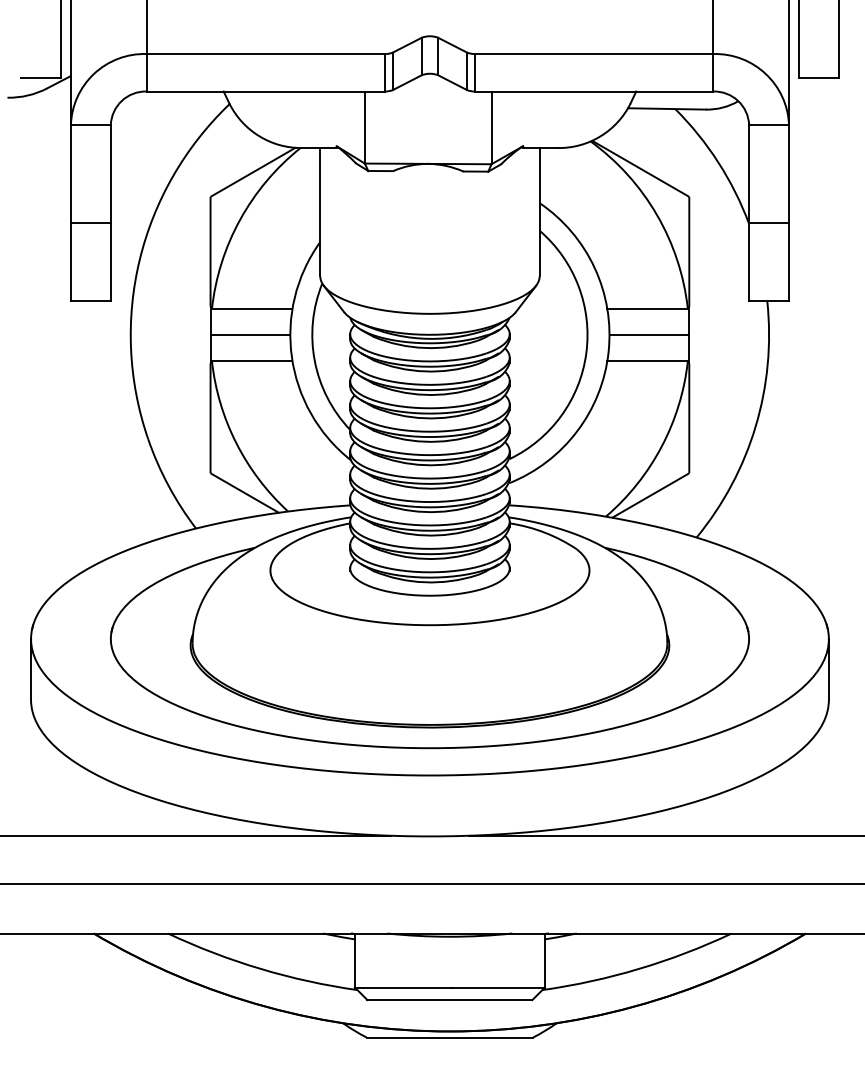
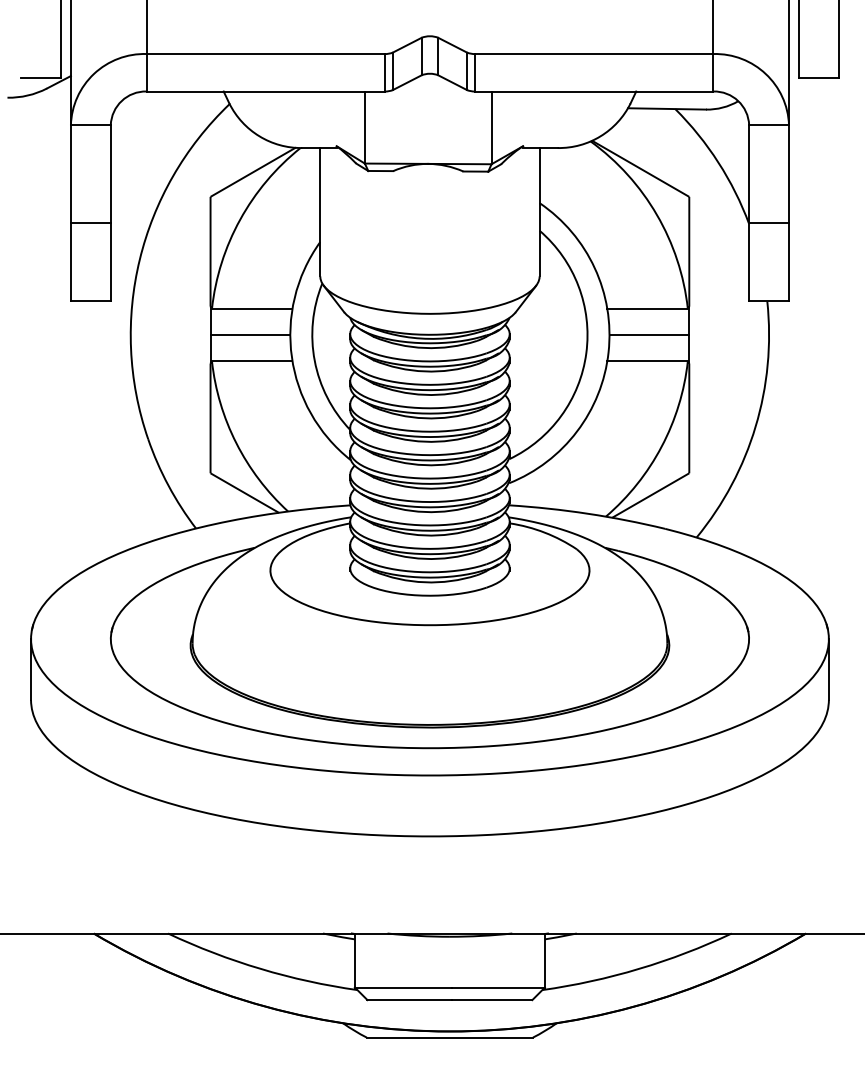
line: present -> none (196, 835)
line: present -> none (665, 835)
line: present -> none (431, 883)
